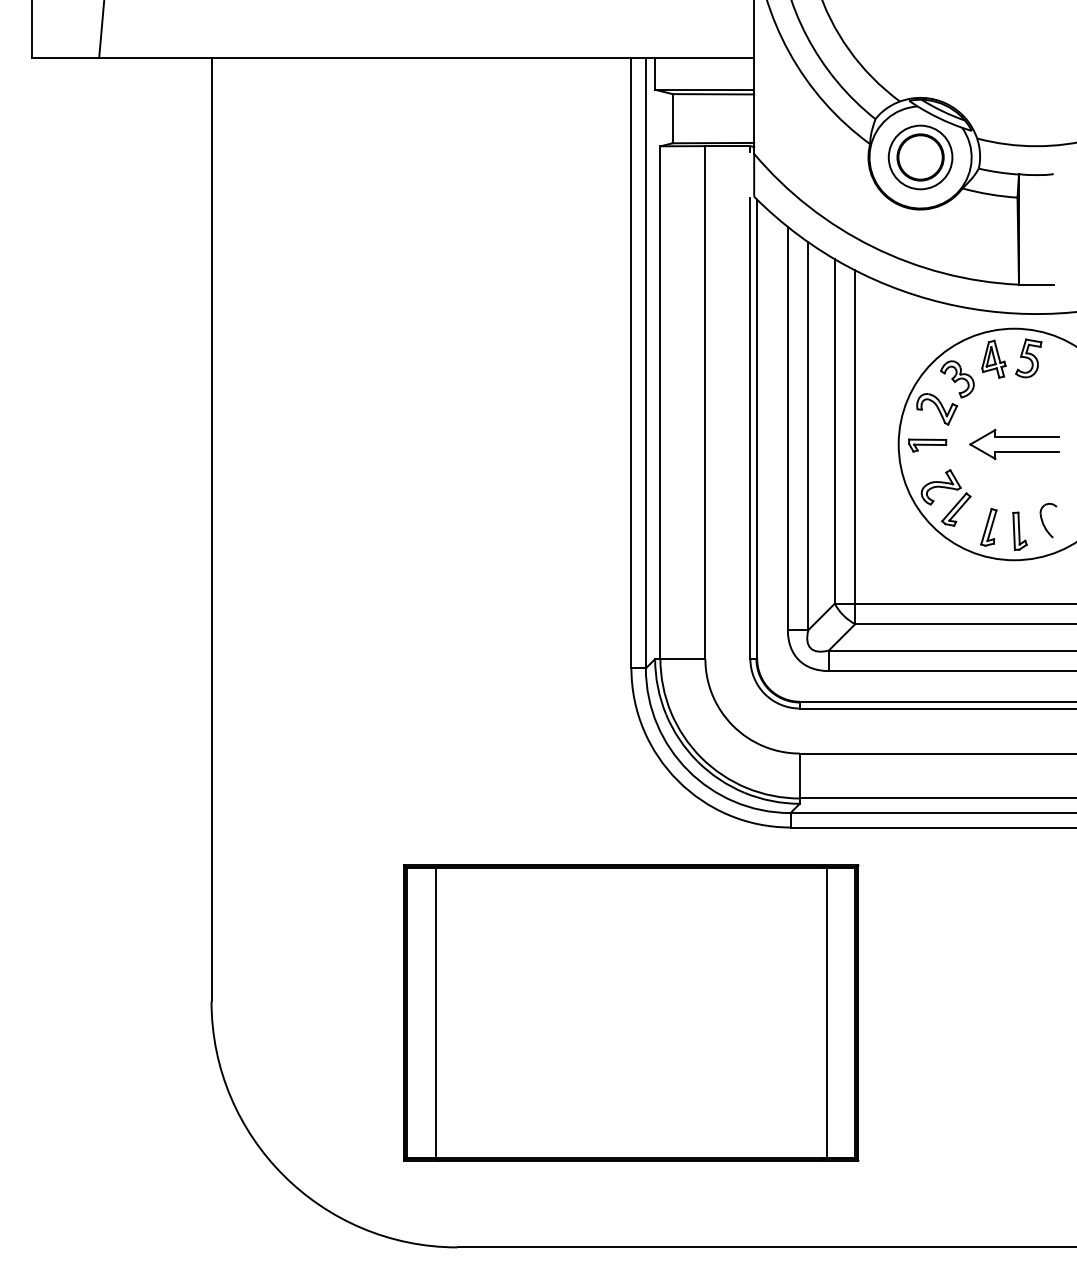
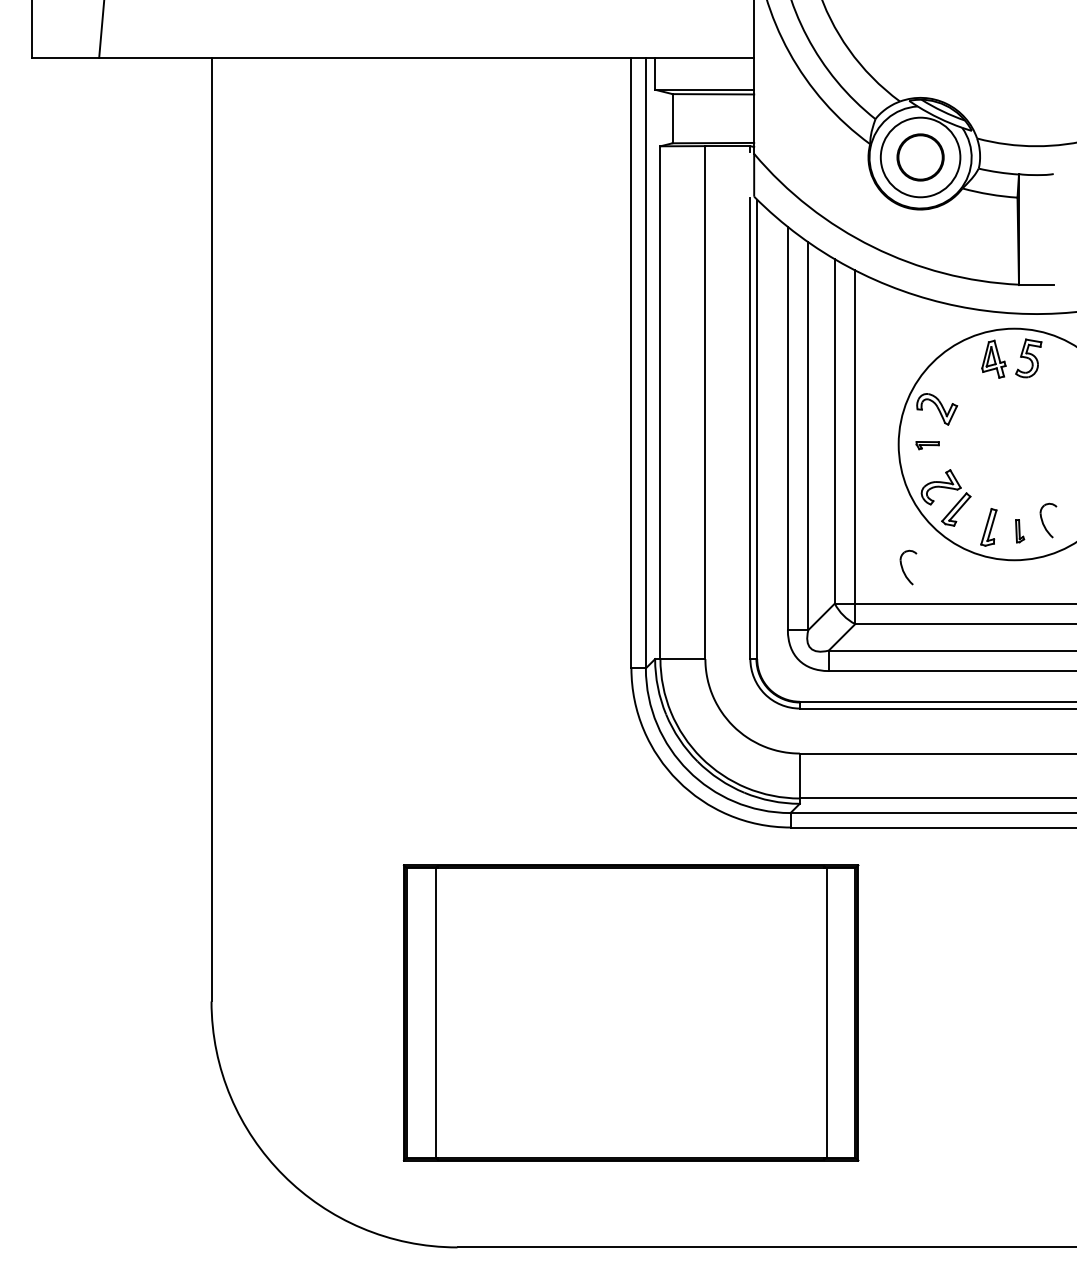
circle diameter: 64 px -> 80 px (920, 157)
part: present -> none (957, 379)
part: present -> none (1014, 437)
part size: 40x15 px -> 25x10 px (927, 445)
part size: 16x40 px -> 11x25 px (1020, 531)
part: none -> present (908, 567)
